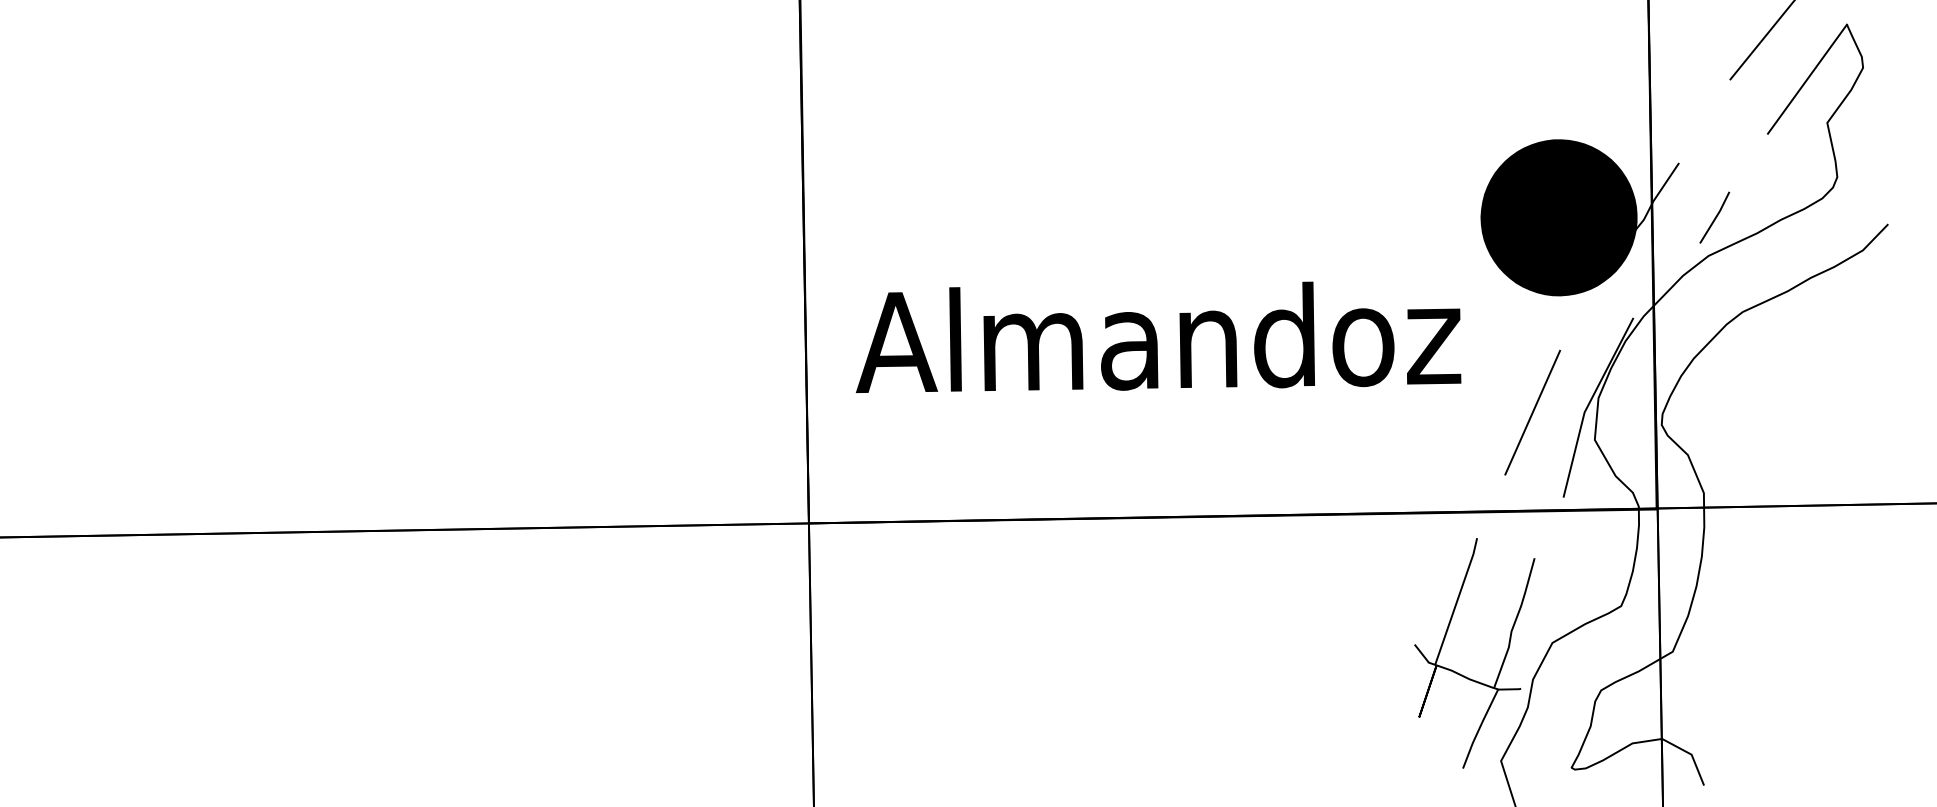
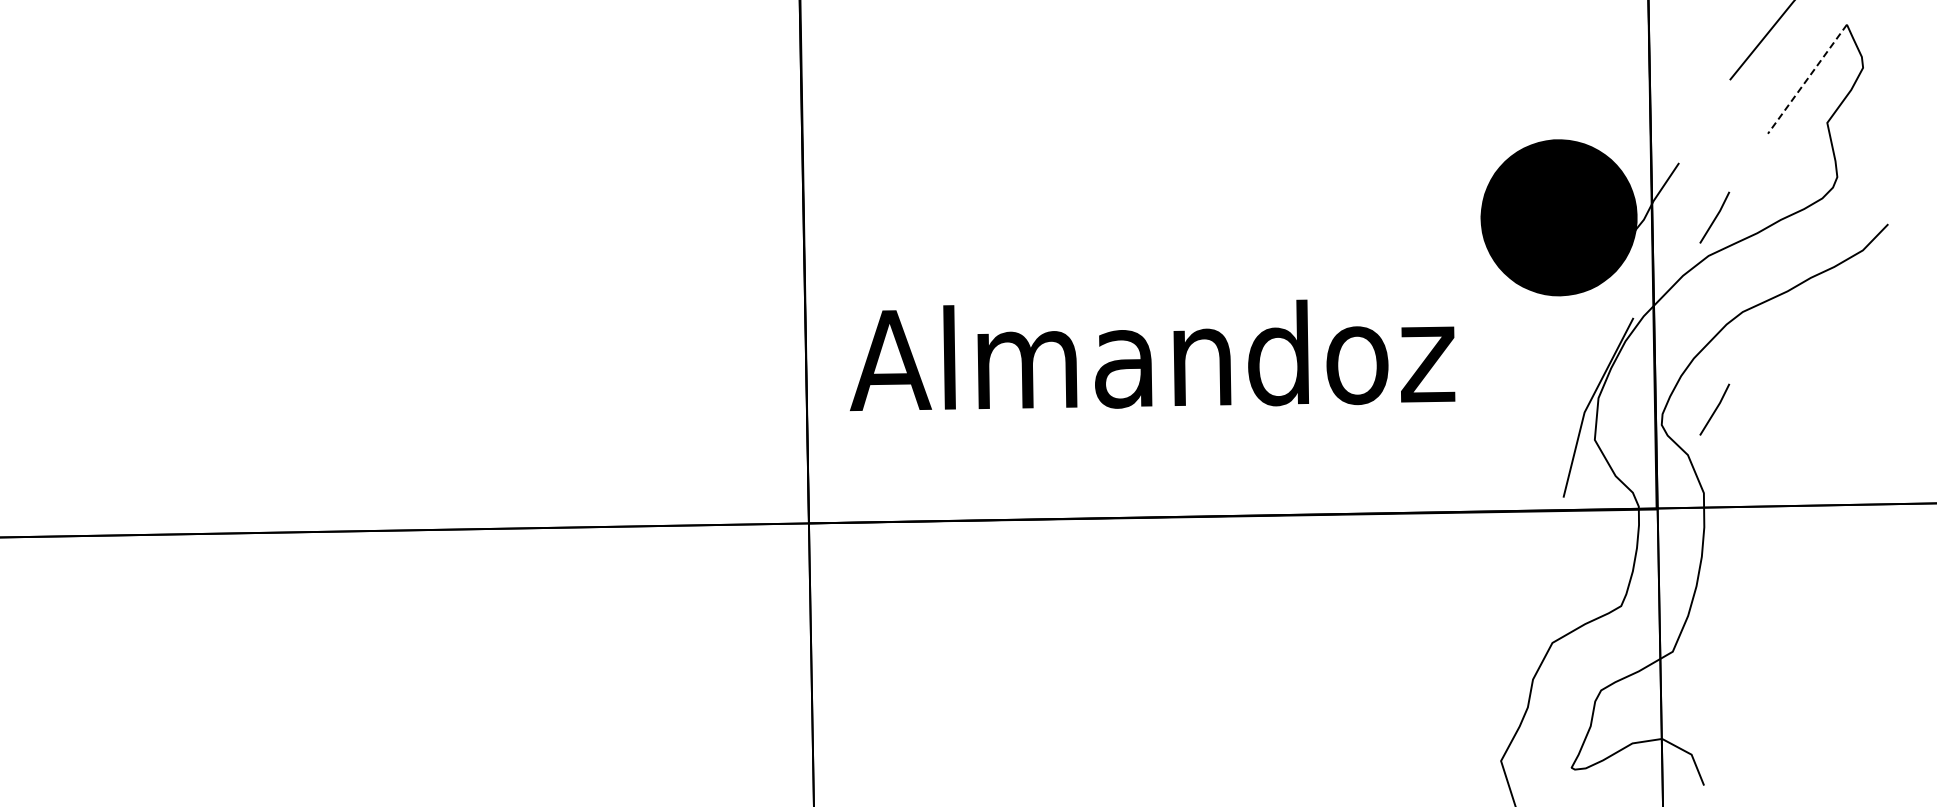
line: solid -> dashed (1807, 79)
text position: (1158, 336) -> (1152, 354) (1152, 354)
line: none -> present (1714, 409)
line: present -> none (1532, 412)
part: present -> none (1464, 675)
